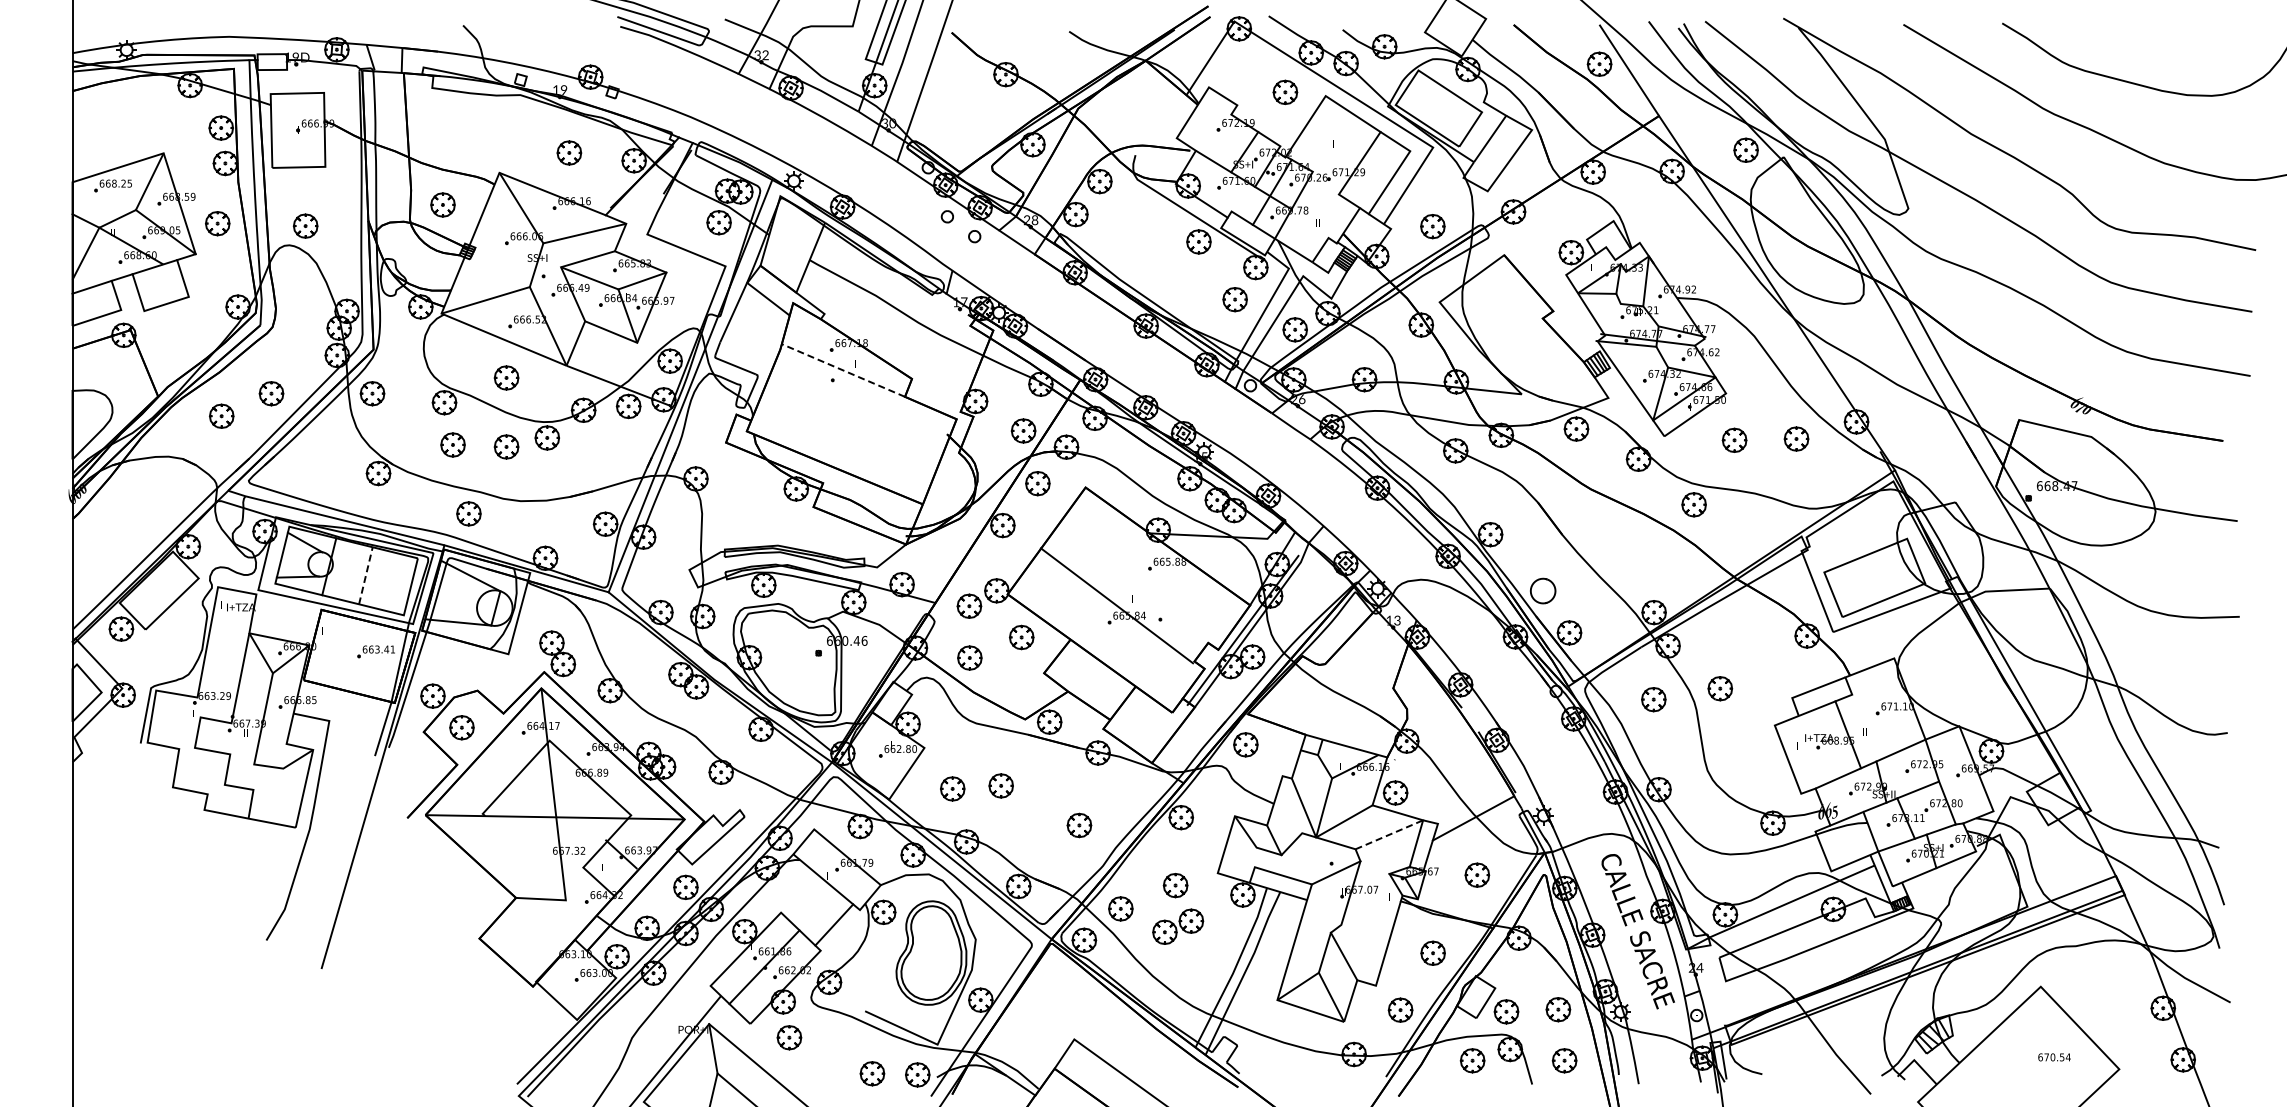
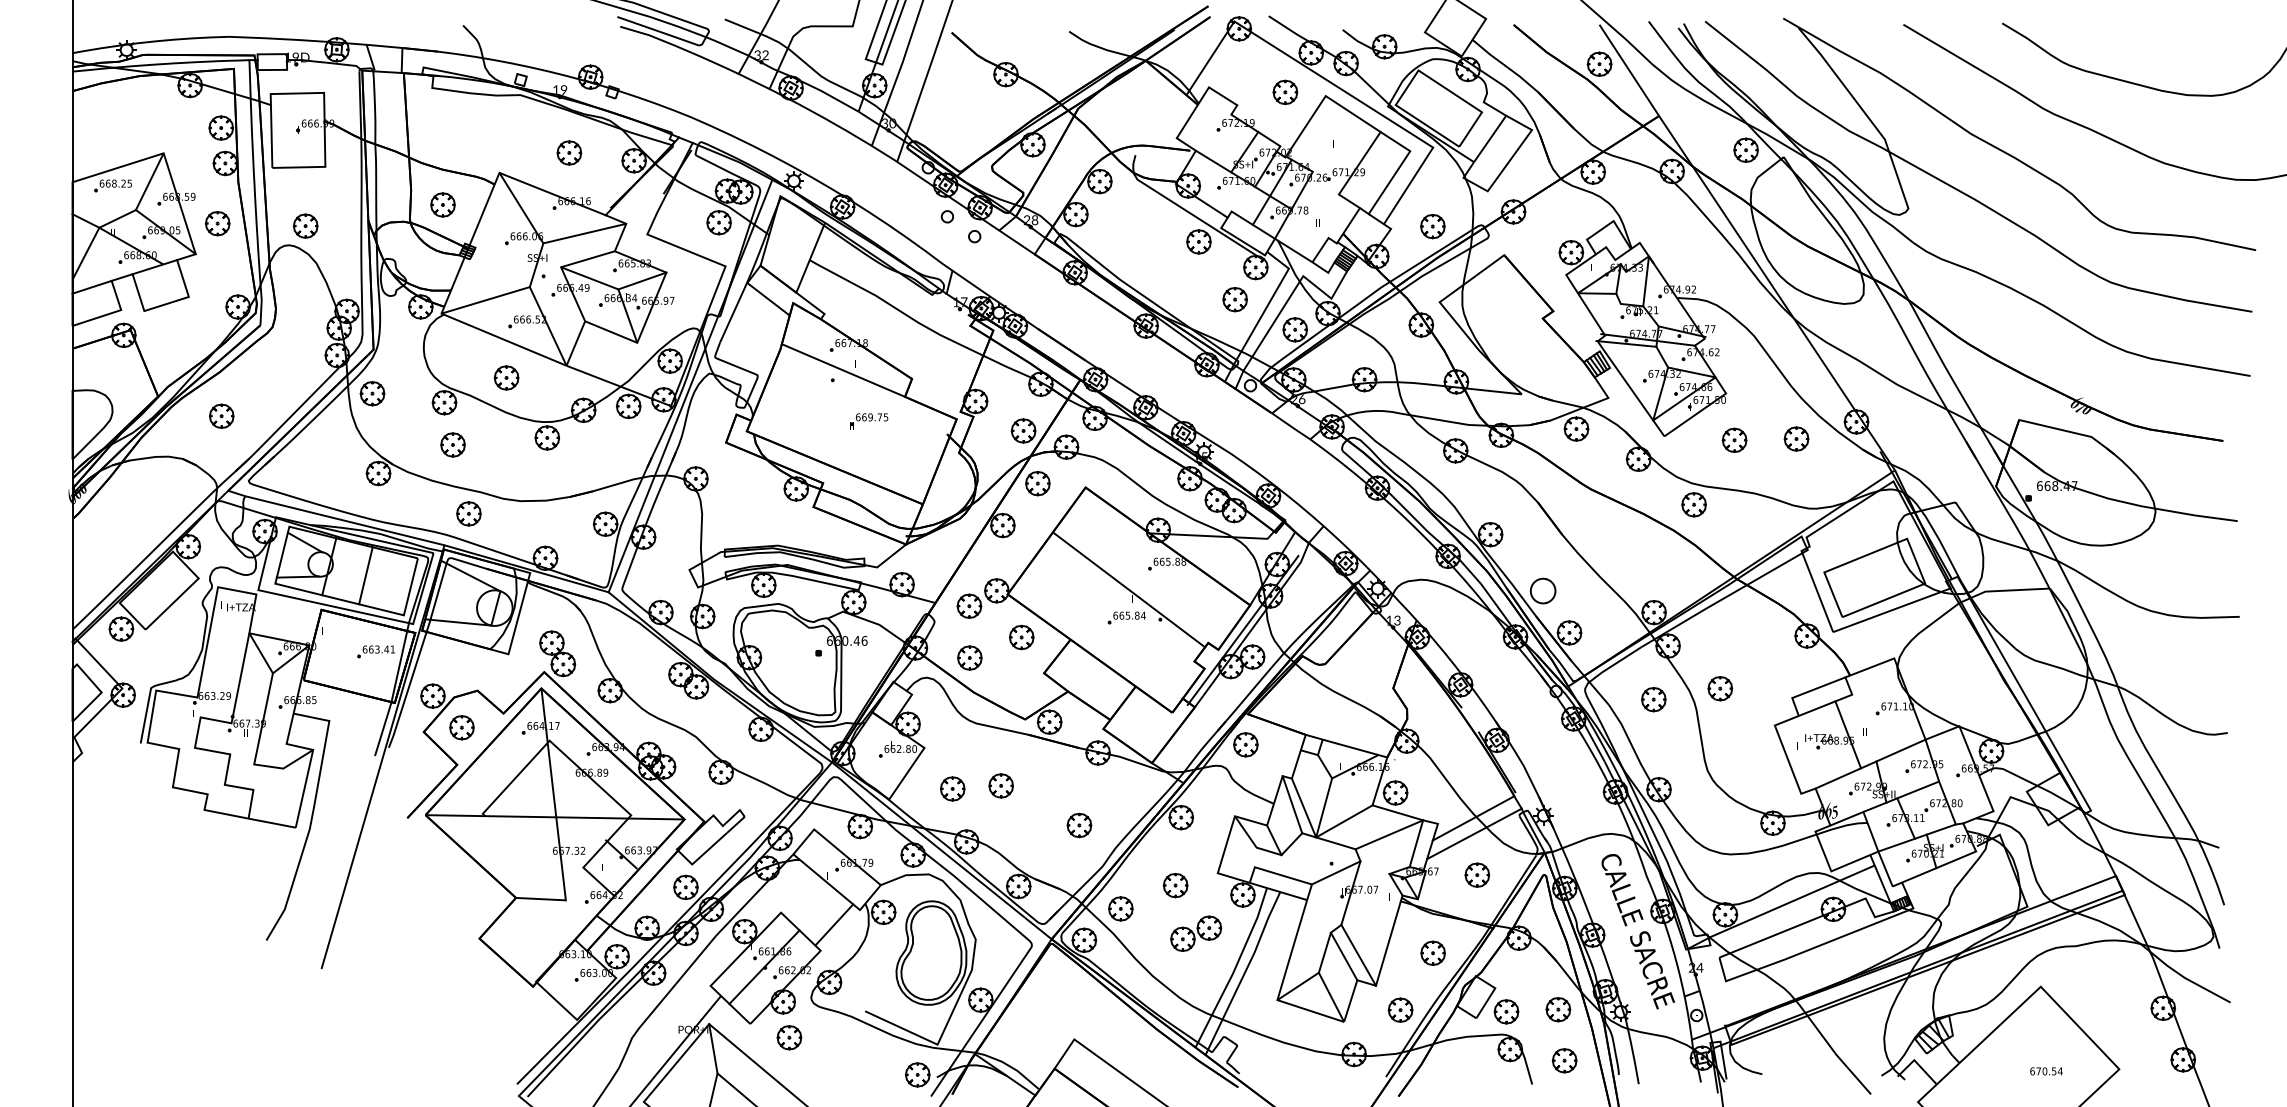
line: dashed -> solid (843, 370)
part: present -> none (271, 393)
part: none -> present (869, 421)
part: present -> none (506, 446)
line: dashed -> solid (366, 575)
line position: (1116, 605) -> (1128, 589) (1128, 589)
line: none -> present (1292, 804)
line: none -> present (1474, 833)
line: dashed -> solid (1389, 834)
part position: (1178, 926) -> (1196, 933) (1196, 933)
line: none -> present (1358, 954)
text position: (2054, 1057) -> (2046, 1071) (2046, 1071)
part: present -> none (1472, 1060)
part: present -> none (872, 1073)
